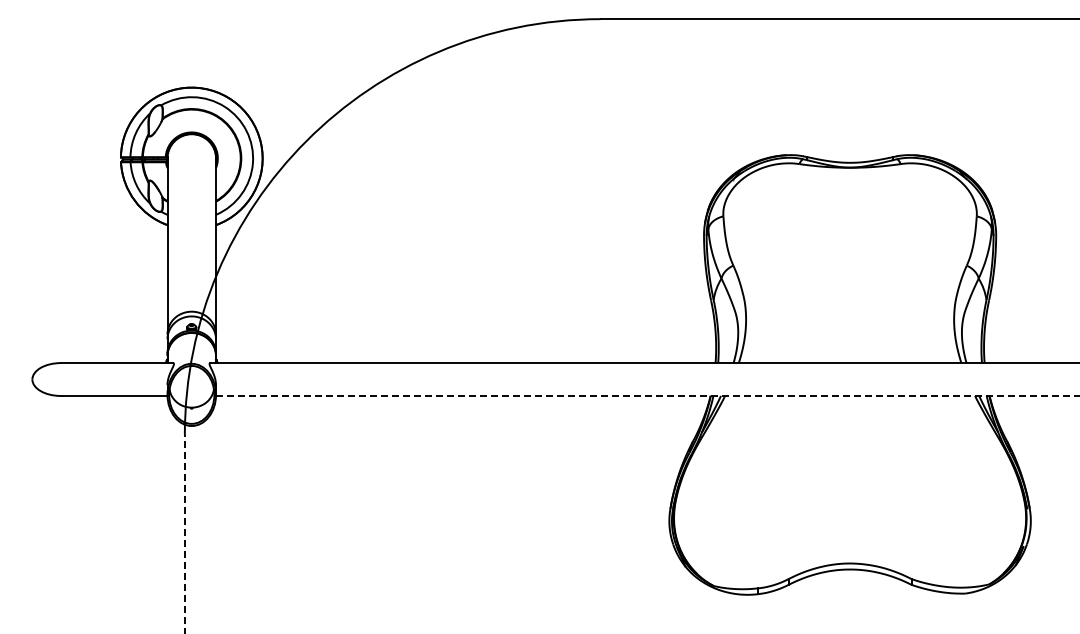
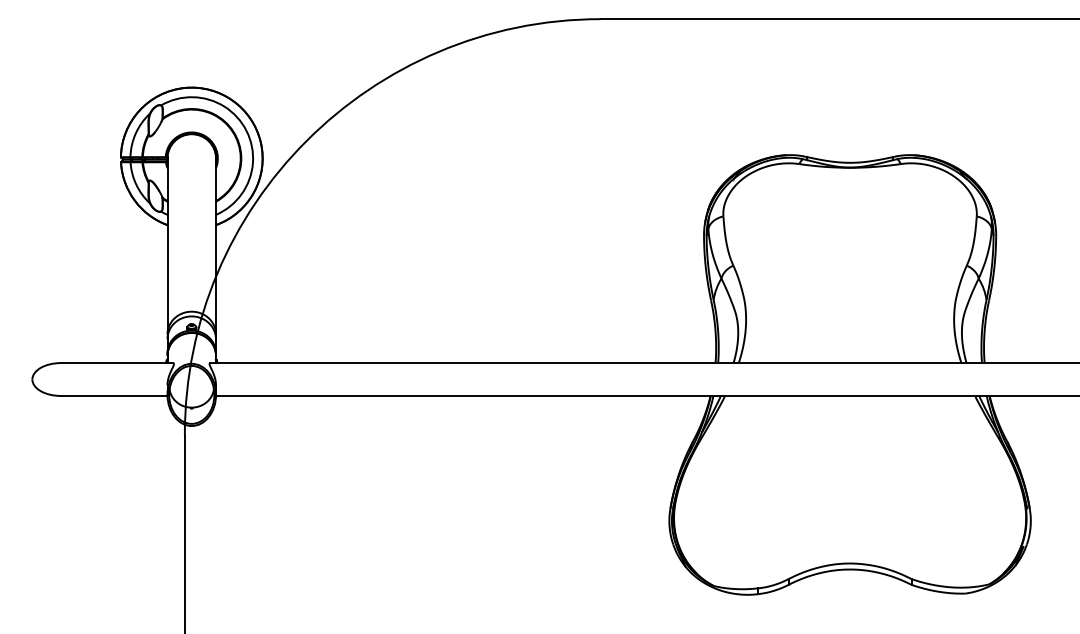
line: dashed -> solid (647, 395)
line: dashed -> solid (184, 533)
